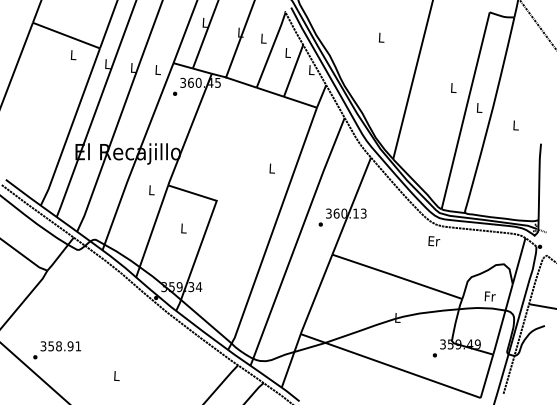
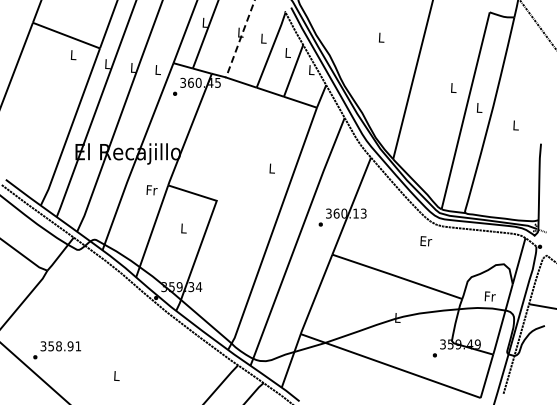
line: solid -> dashed (240, 40)
text: L -> Fr (151, 190)
text position: (434, 241) -> (426, 241) (426, 241)
